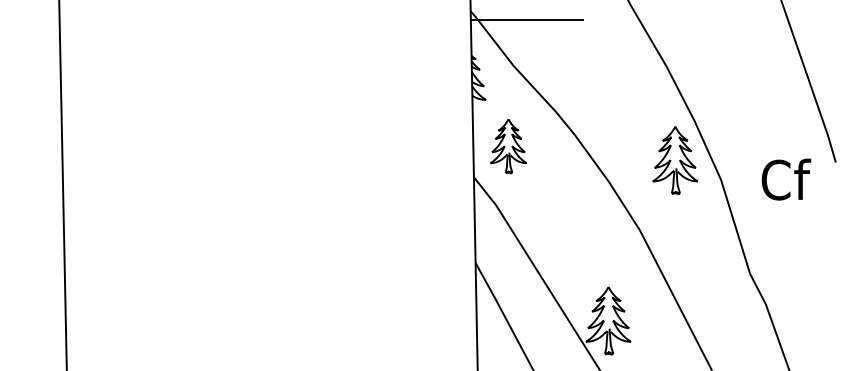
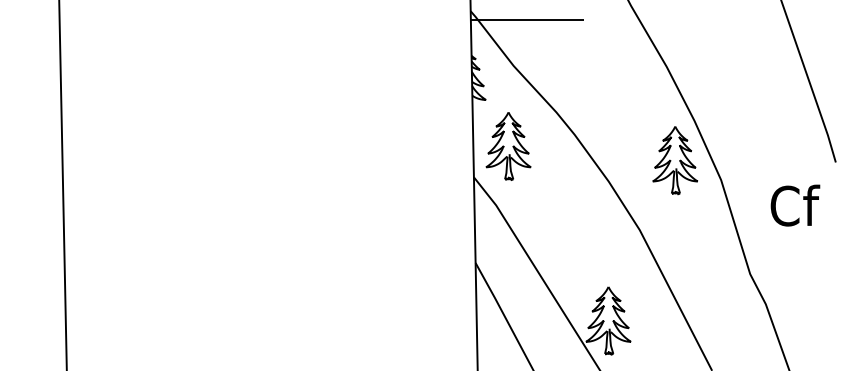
part size: 37x56 px -> 47x69 px (508, 146)
text position: (786, 179) -> (795, 205) (795, 205)
